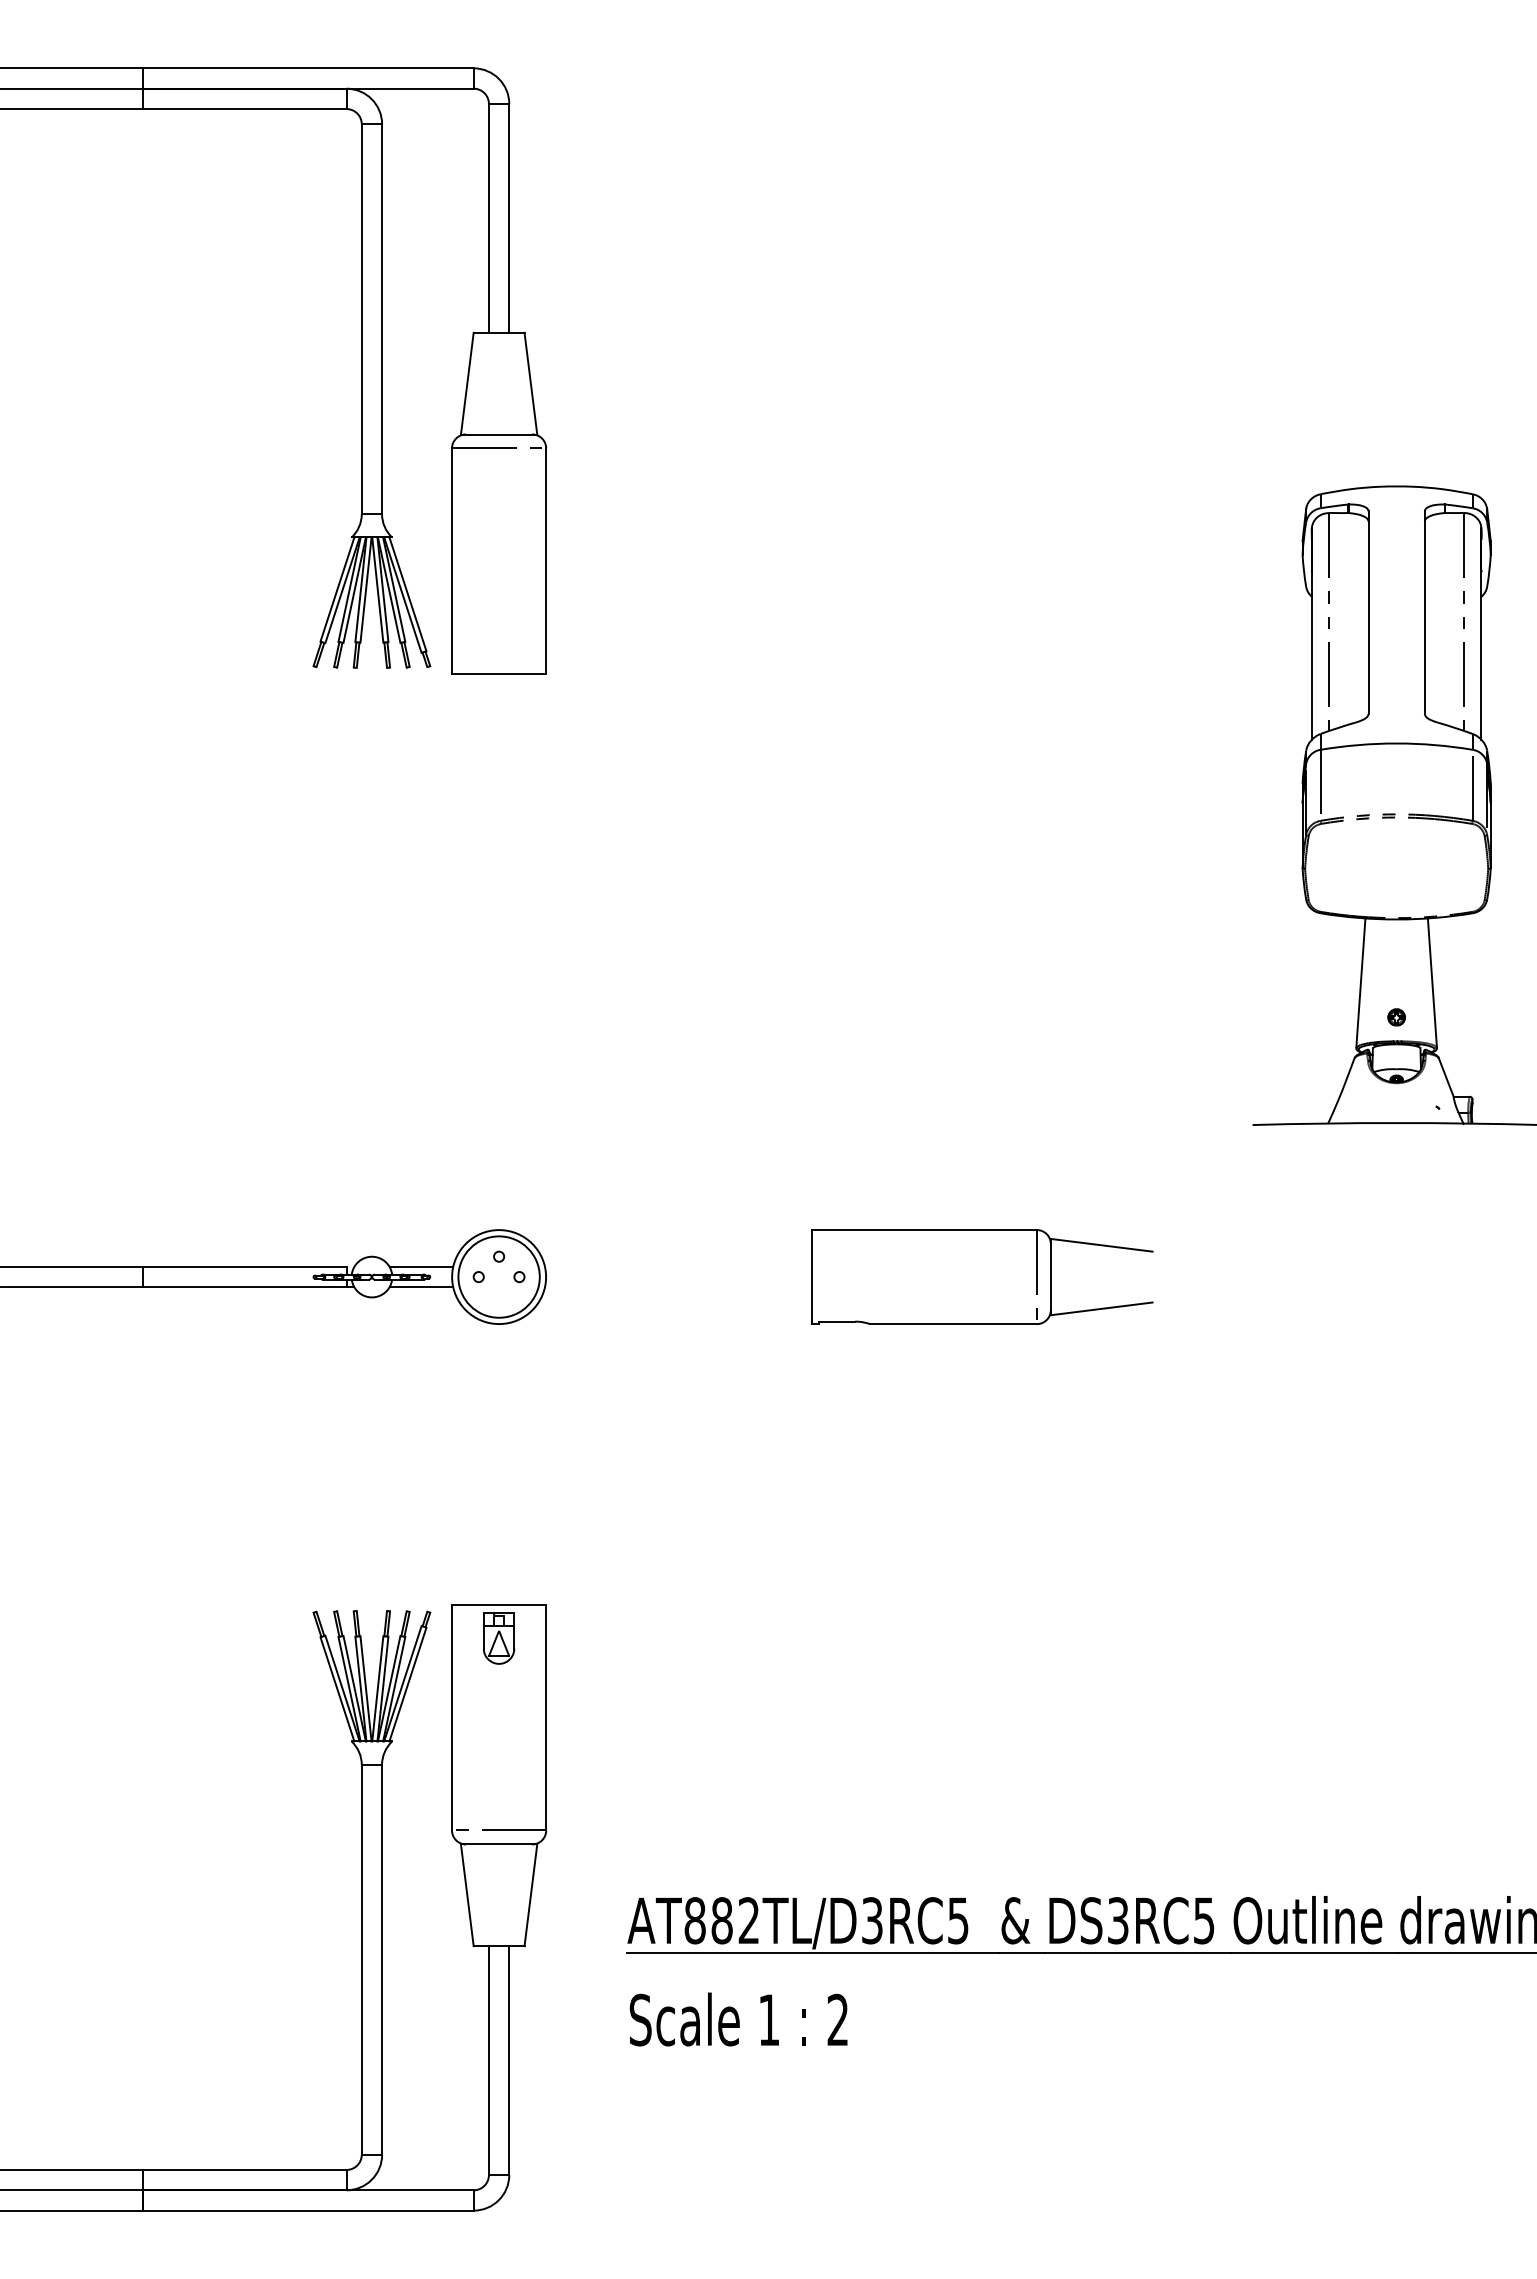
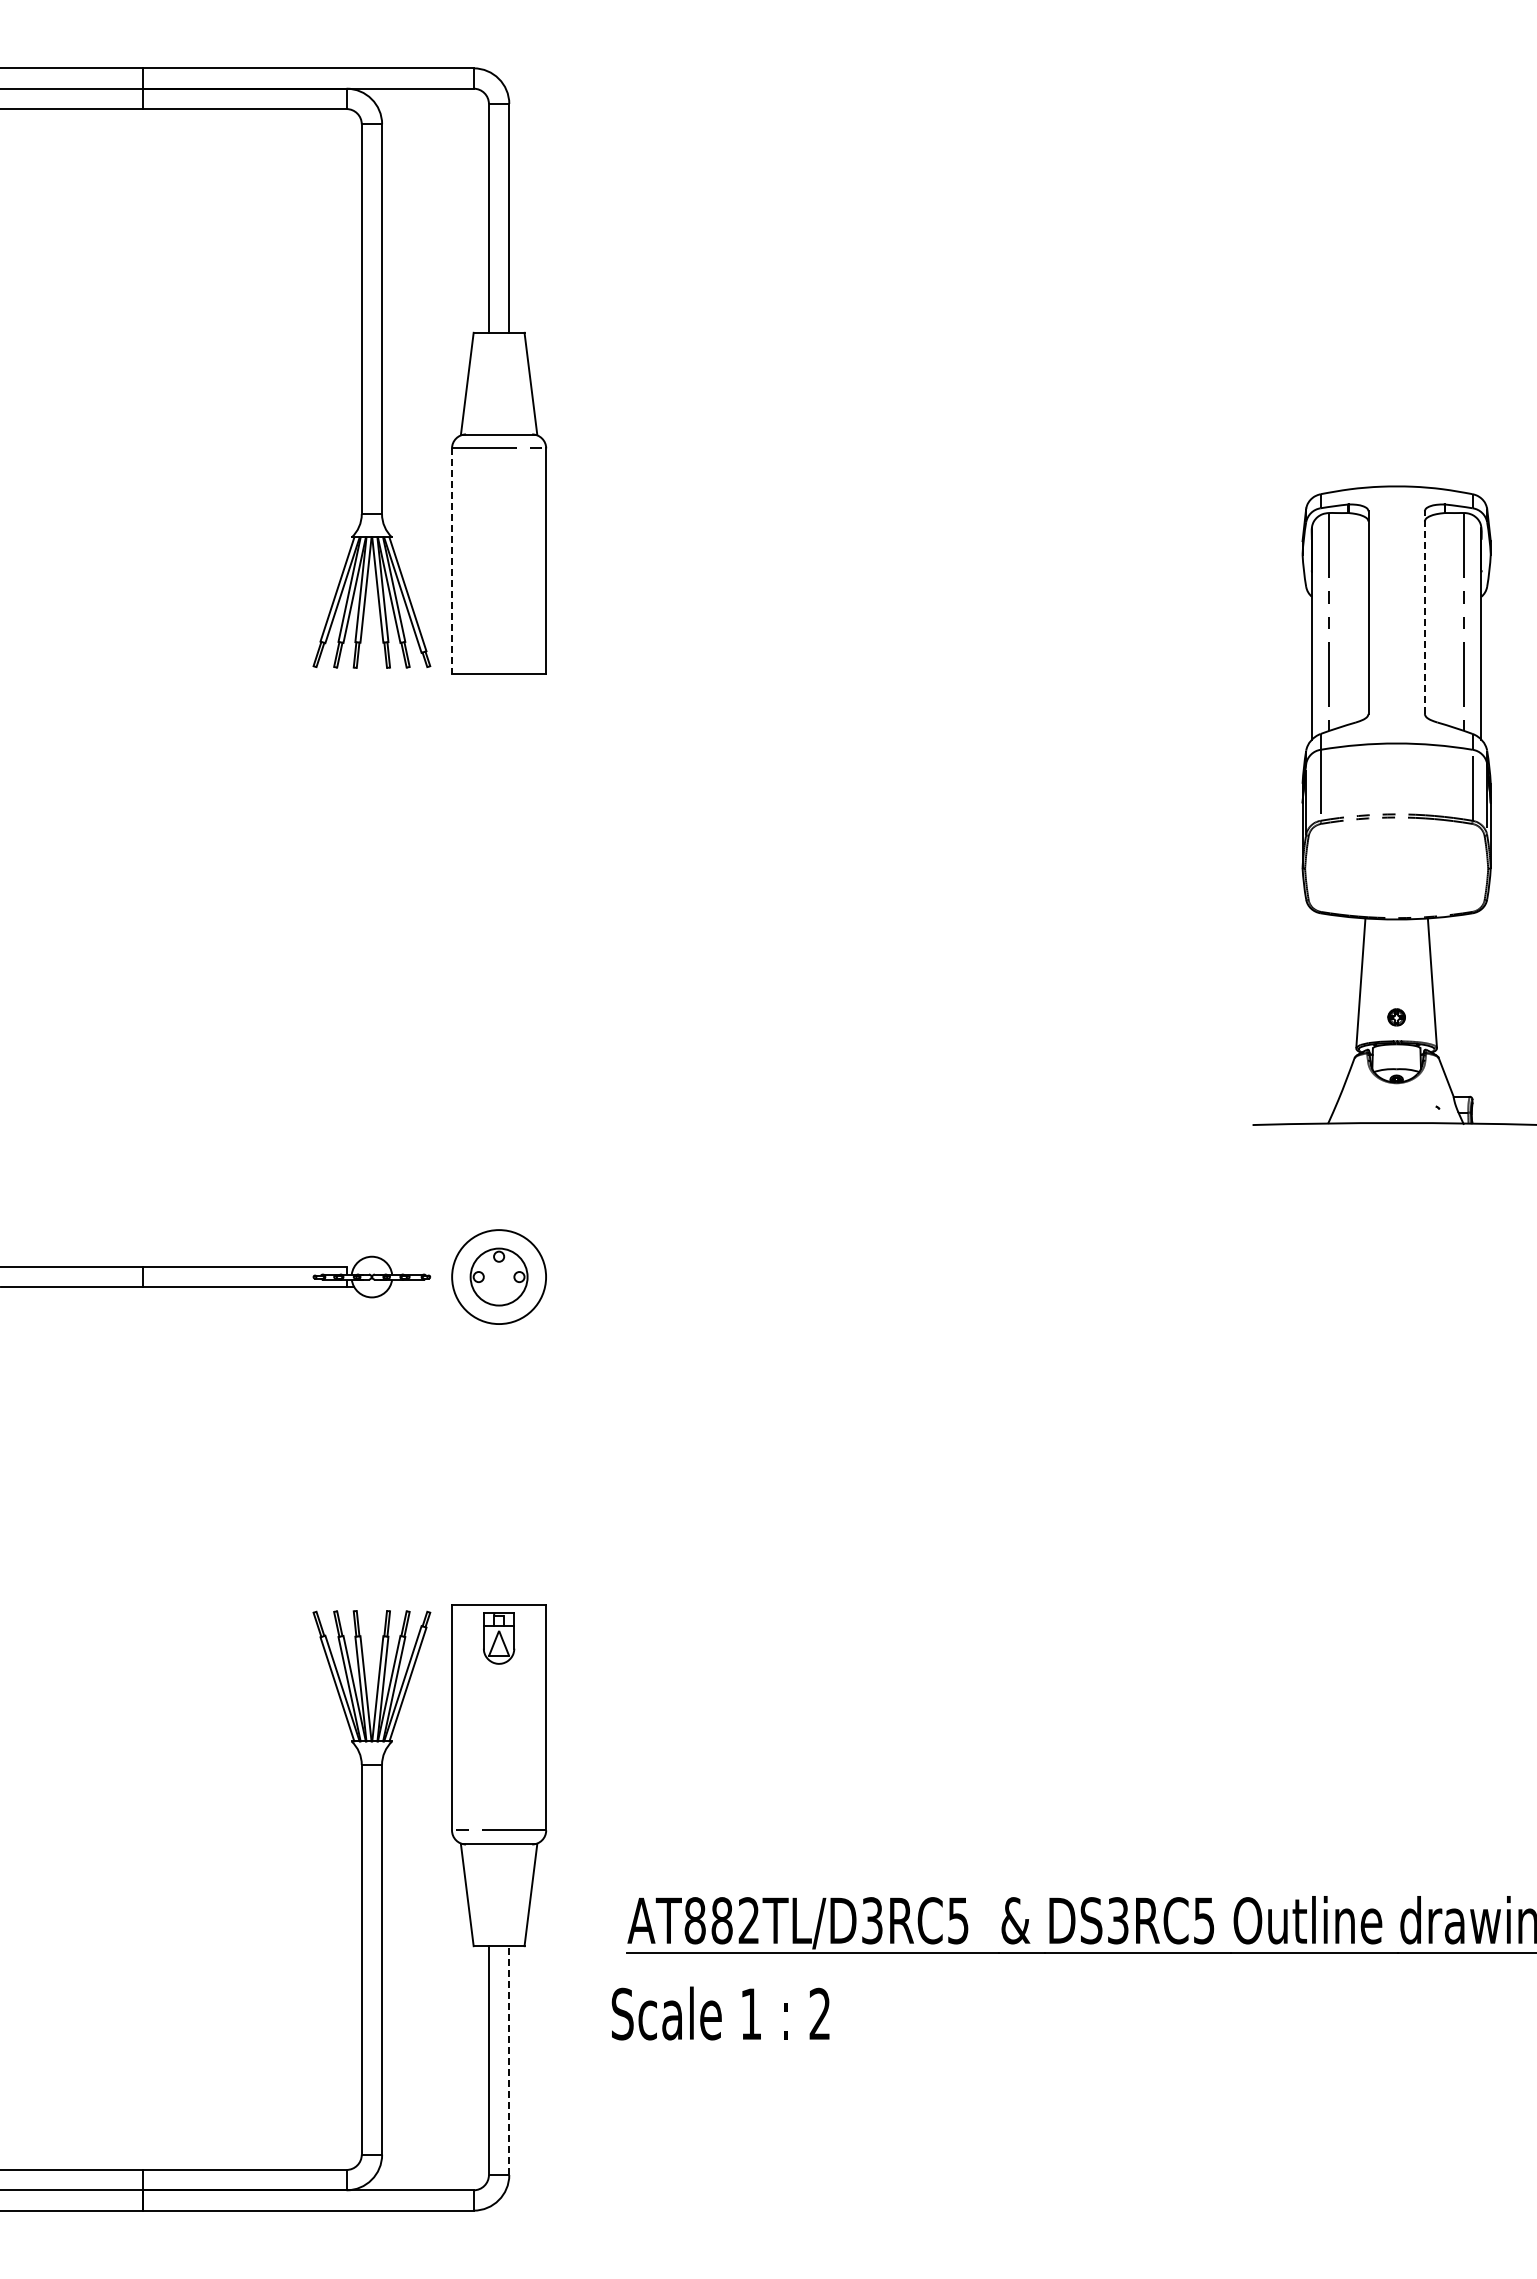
line: solid -> dashed (452, 561)
line: solid -> dashed (1424, 612)
line: present -> none (421, 1266)
circle diameter: 81 px -> 57 px (498, 1276)
part: present -> none (982, 1276)
line: present -> none (421, 1287)
text position: (738, 2019) -> (720, 2013) (720, 2013)
line: solid -> dashed (509, 2060)
